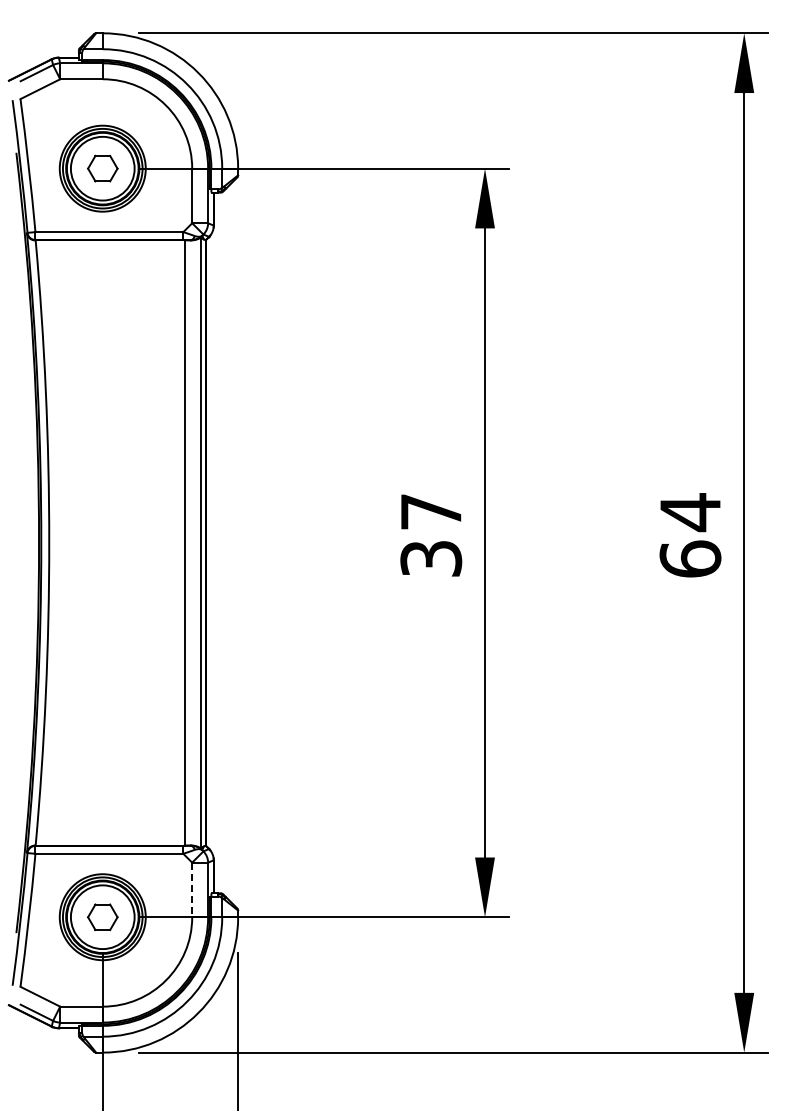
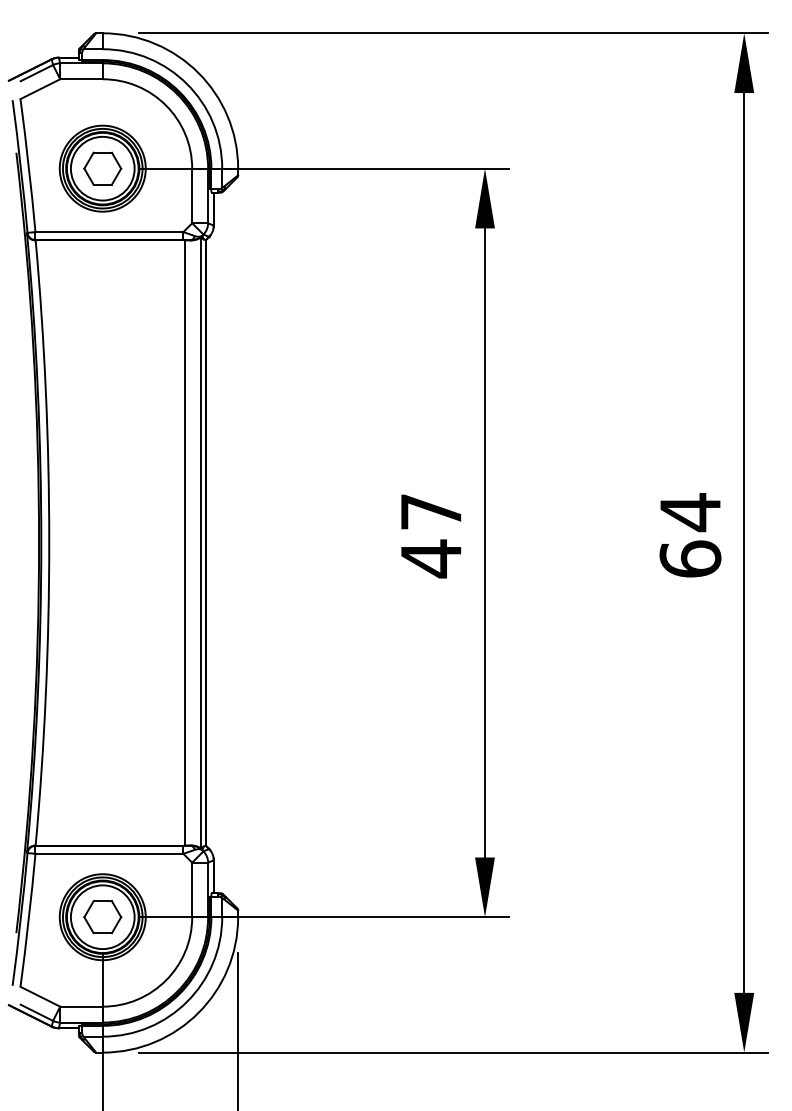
part size: 32x29 px -> 40x35 px (102, 168)
text: 37 -> 47 (431, 558)
line: dashed -> solid (192, 890)
part size: 32x29 px -> 40x35 px (102, 917)
